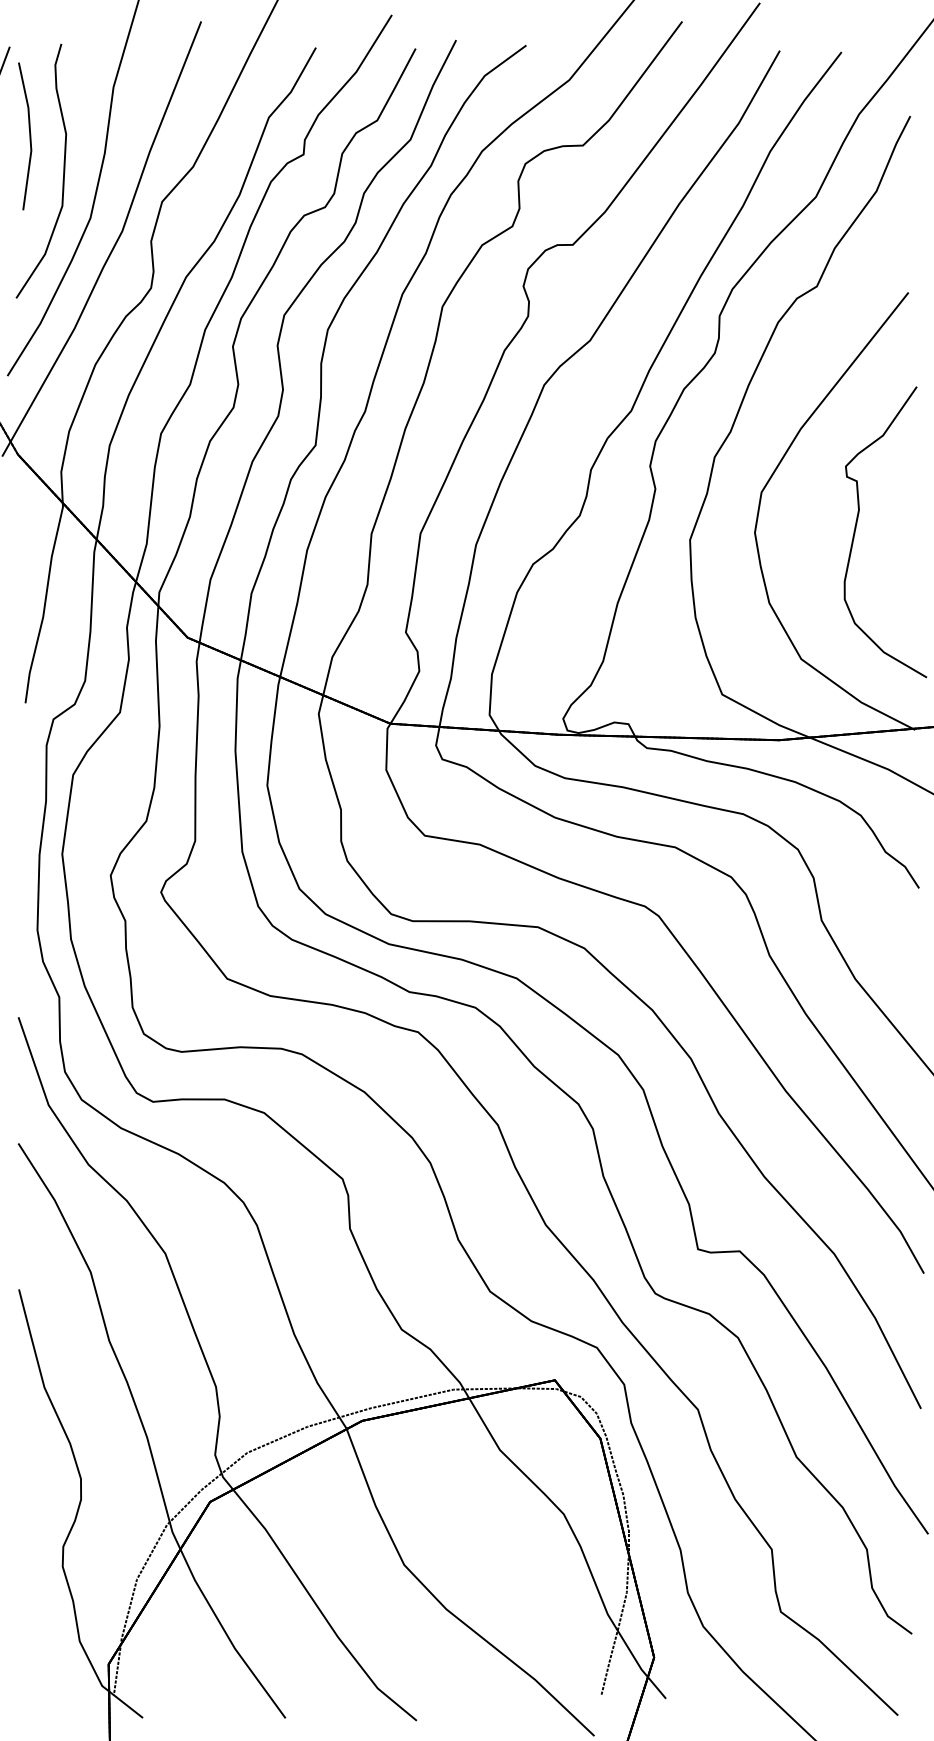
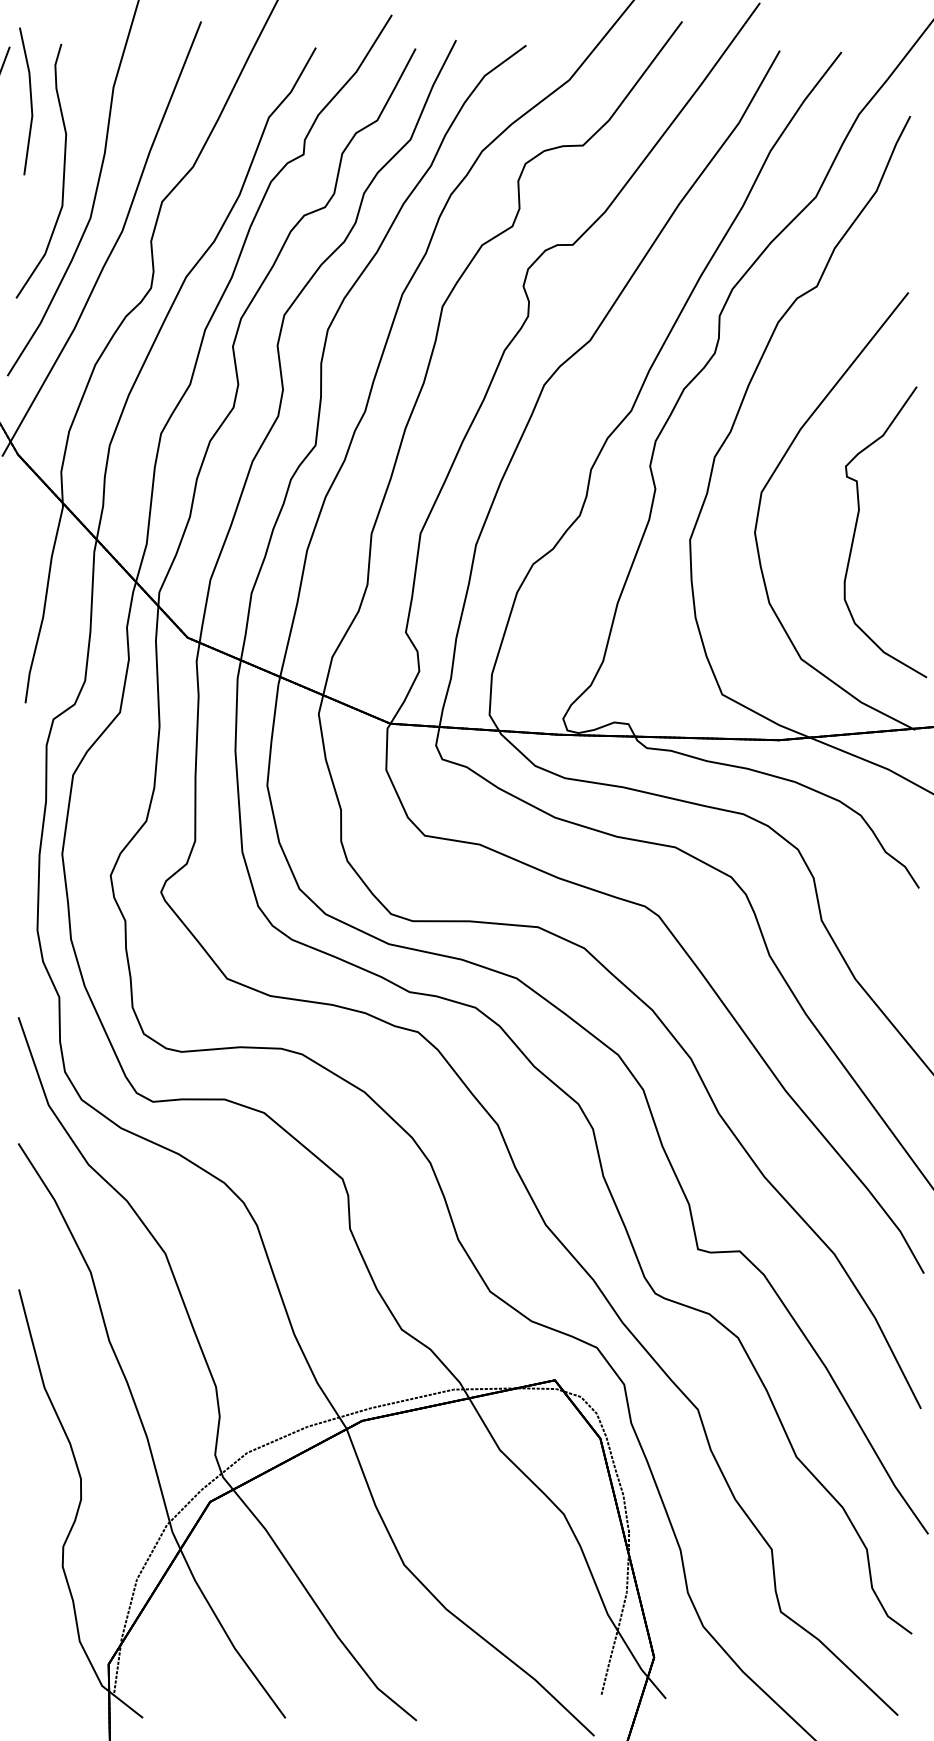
line position: (29, 136) -> (30, 101) (30, 101)
